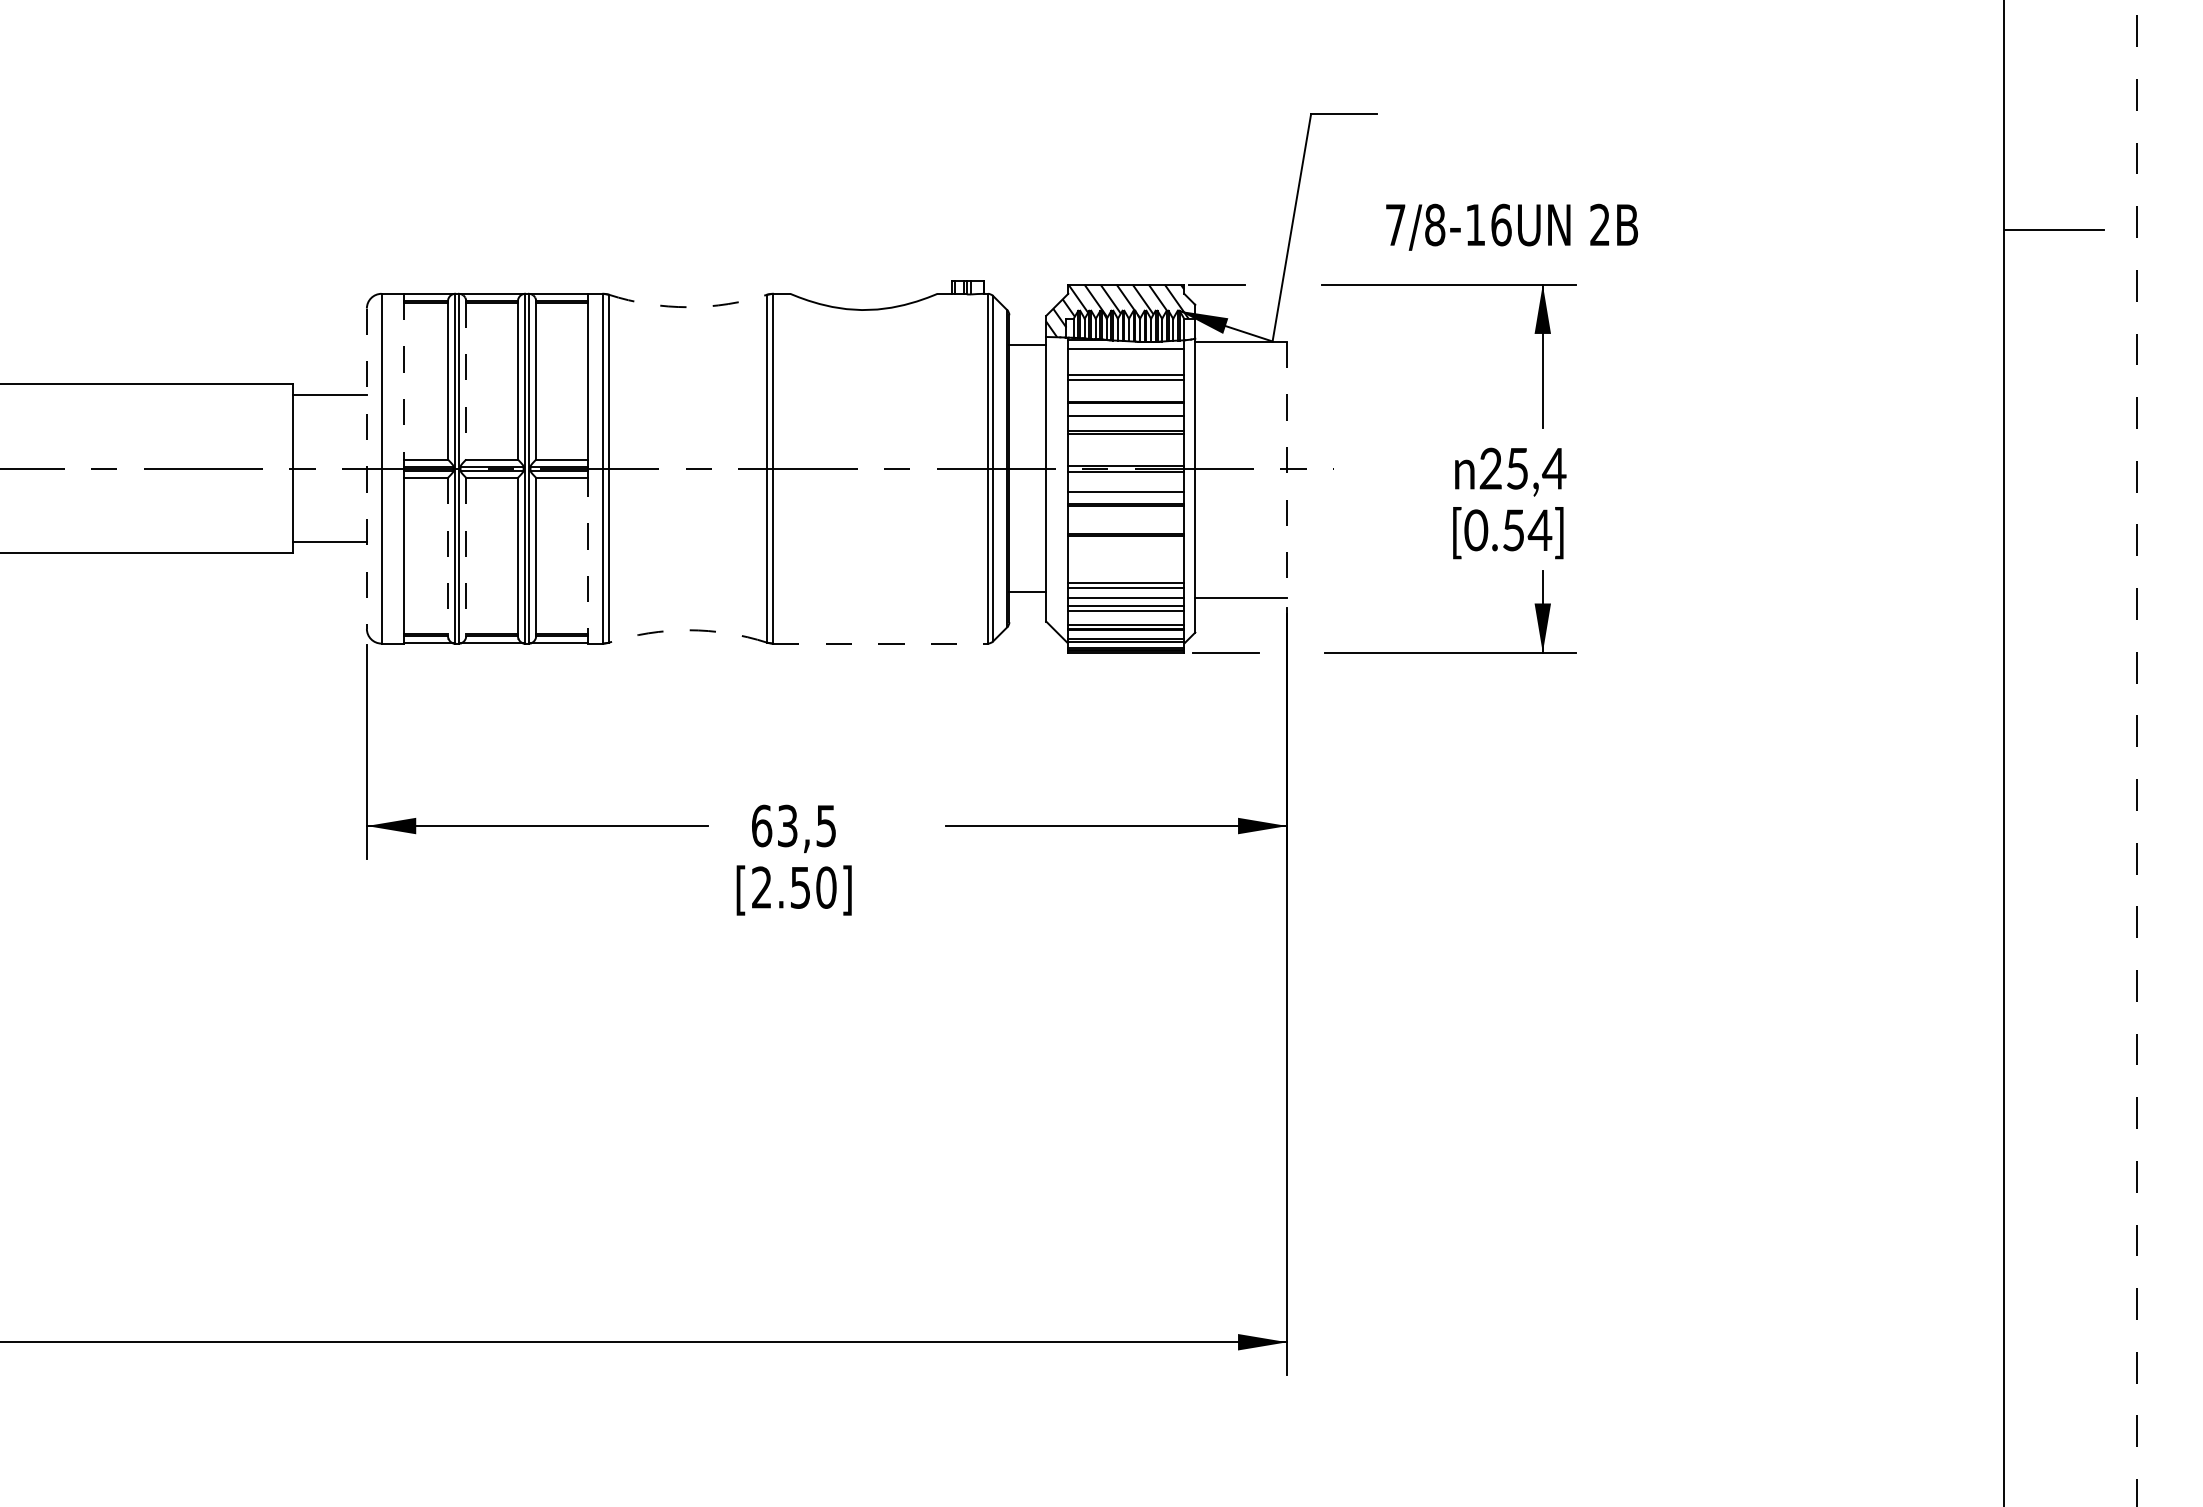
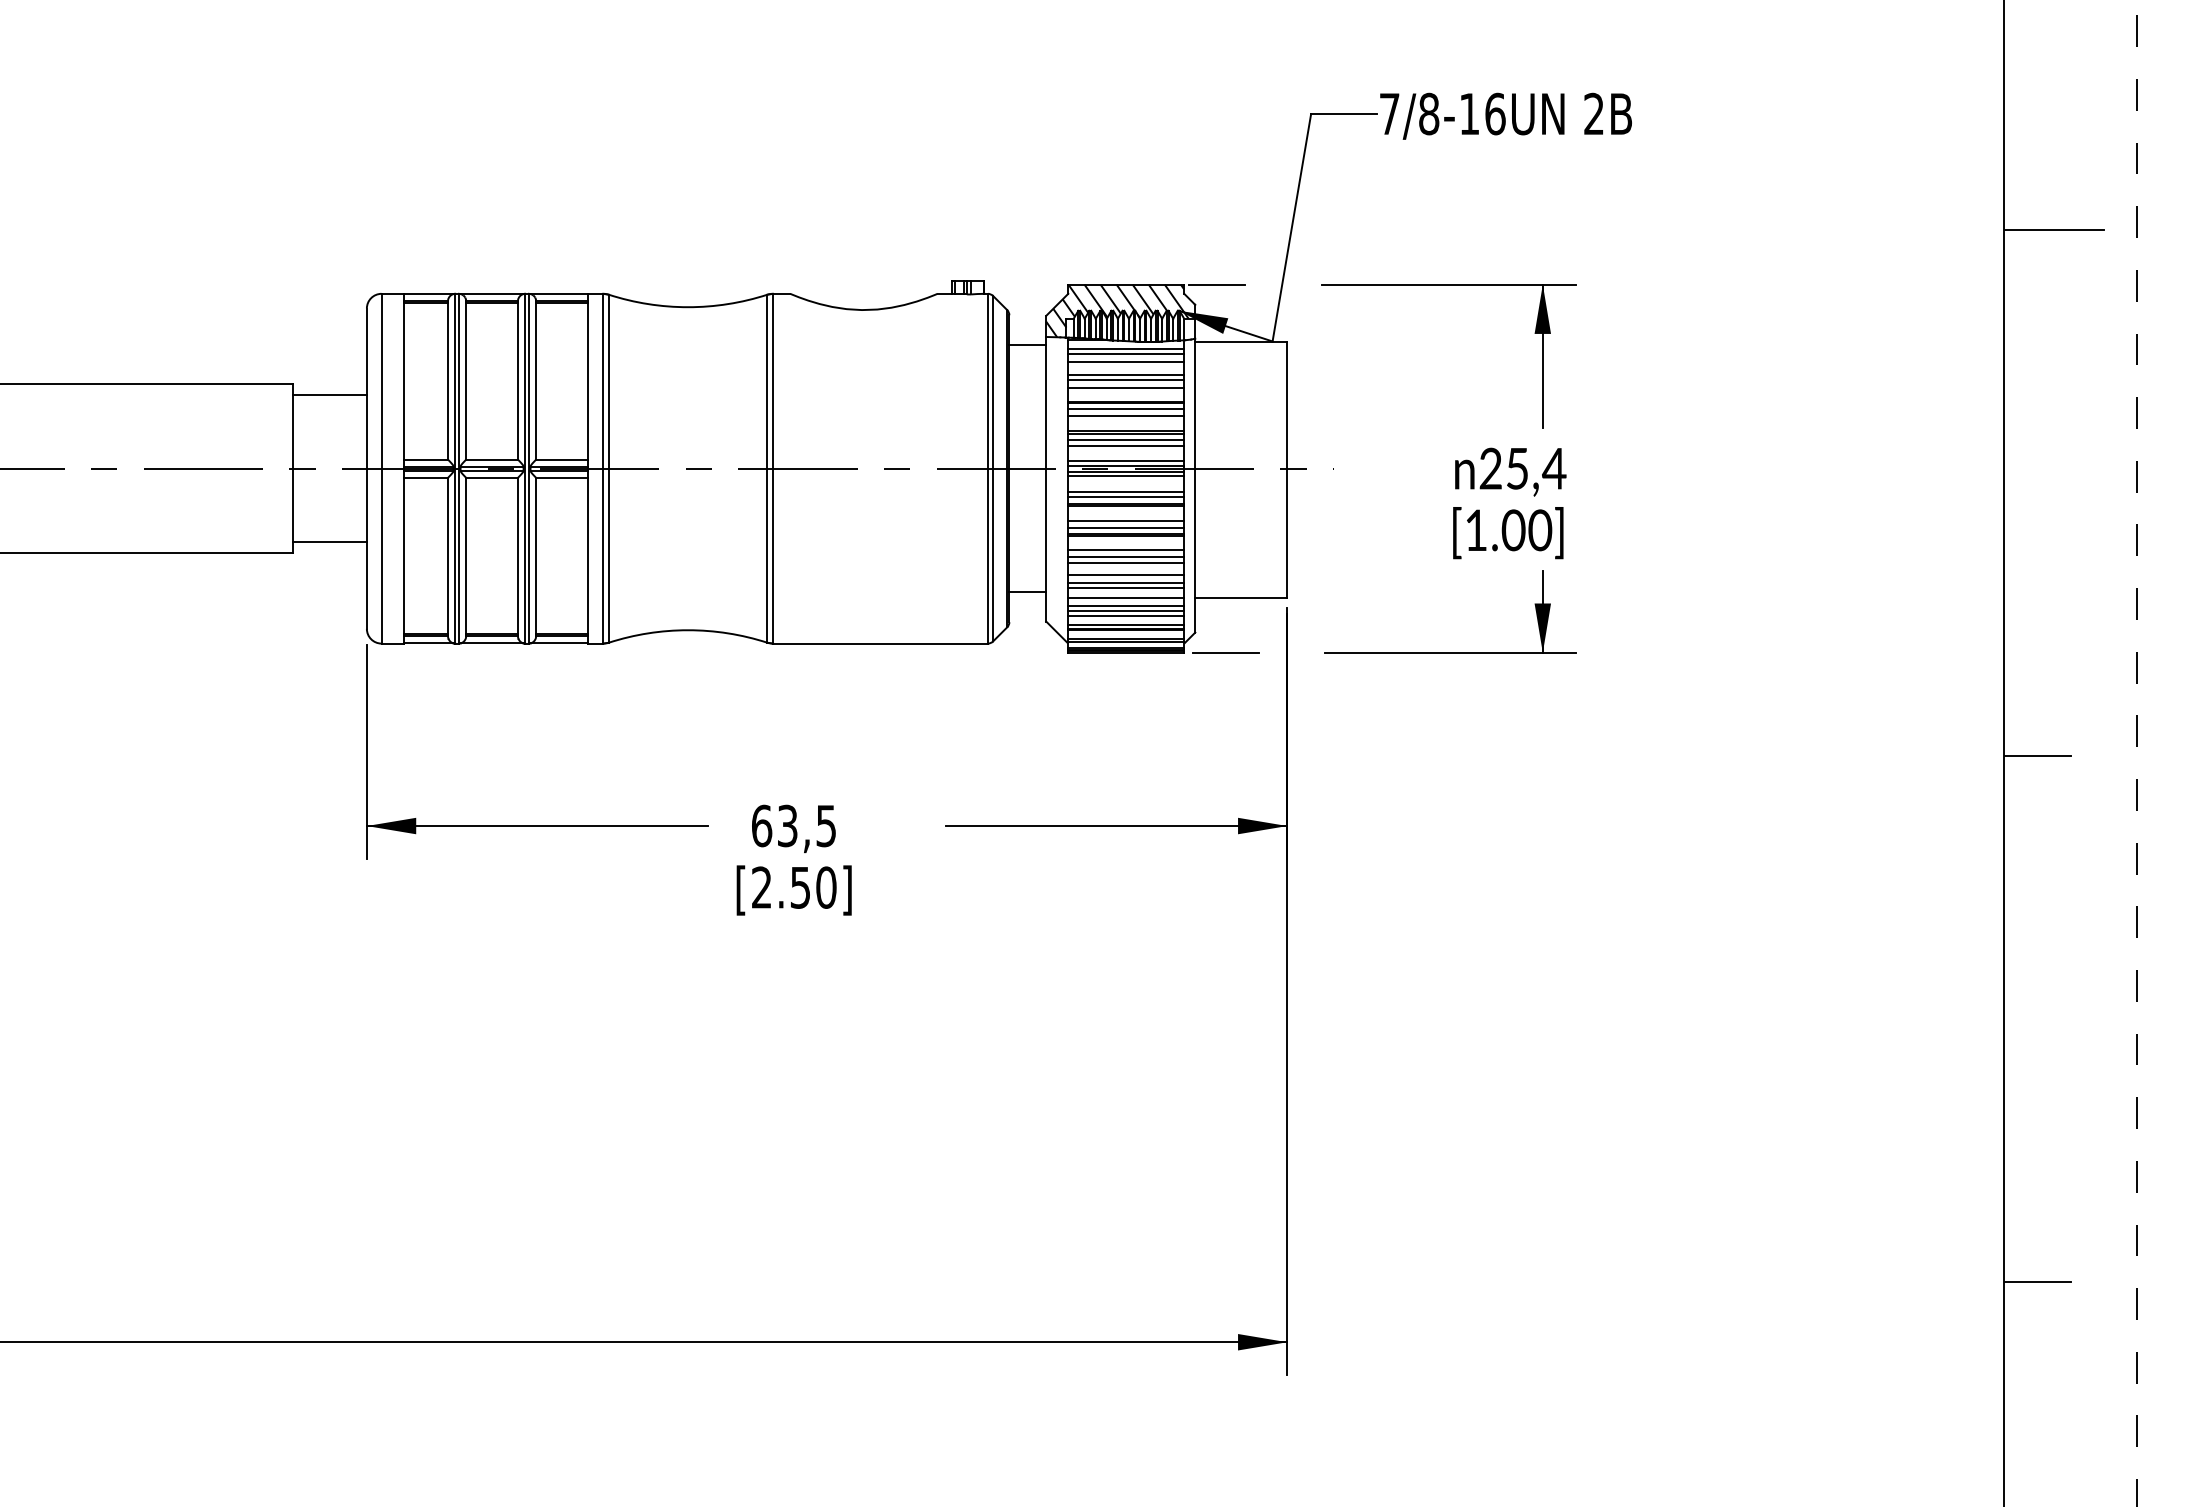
text position: (1511, 226) -> (1505, 115) (1505, 115)
arc: dashed -> solid (688, 307)
line: none -> present (1126, 354)
line: none -> present (1126, 362)
line: dashed -> solid (403, 380)
line: dashed -> solid (466, 380)
line: none -> present (1126, 387)
line: none -> present (1126, 409)
line: none -> present (1126, 440)
line: none -> present (1126, 445)
line: none -> present (1126, 461)
line: dashed -> solid (366, 469)
line: dashed -> solid (1287, 469)
line: none -> present (1126, 476)
line: none -> present (1126, 497)
line: none -> present (1126, 521)
line: none -> present (1126, 528)
text: [0.54] -> [1.00] (1508, 530)
line: none -> present (1126, 549)
line: dashed -> solid (447, 557)
line: dashed -> solid (466, 557)
line: dashed -> solid (587, 557)
line: none -> present (1126, 557)
line: none -> present (1126, 562)
line: none -> present (1126, 575)
line: none -> present (1126, 616)
arc: dashed -> solid (688, 630)
line: dashed -> solid (880, 643)
line: none -> present (2038, 756)
line: none -> present (2038, 1282)
